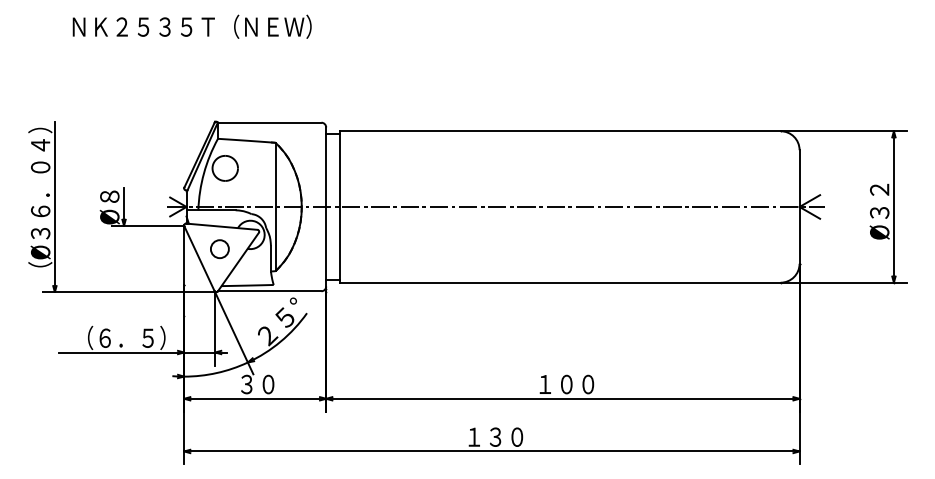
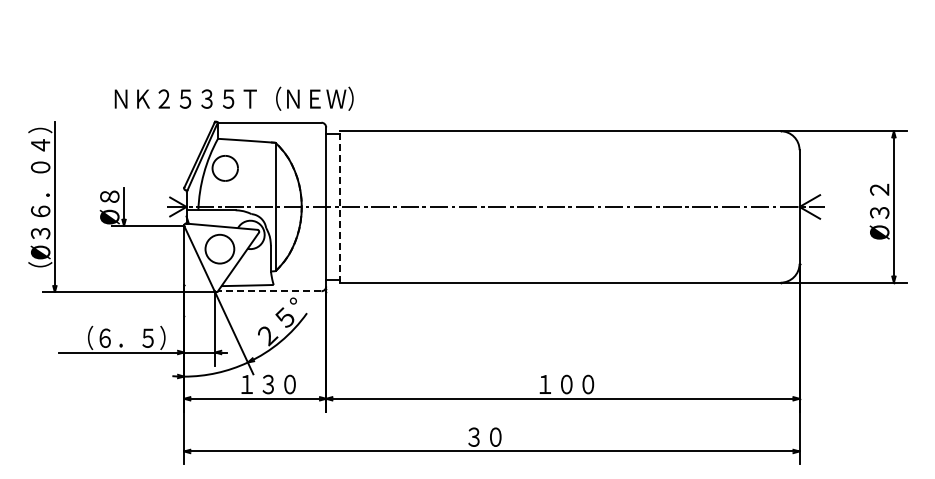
text position: (191, 26) -> (233, 98) (233, 98)
line: solid -> dashed (340, 206)
circle diameter: 18 px -> 29 px (219, 248)
line: solid -> dashed (269, 291)
text: ３０ -> １３０ (268, 384)
text: １３０ -> ３０ (495, 436)
